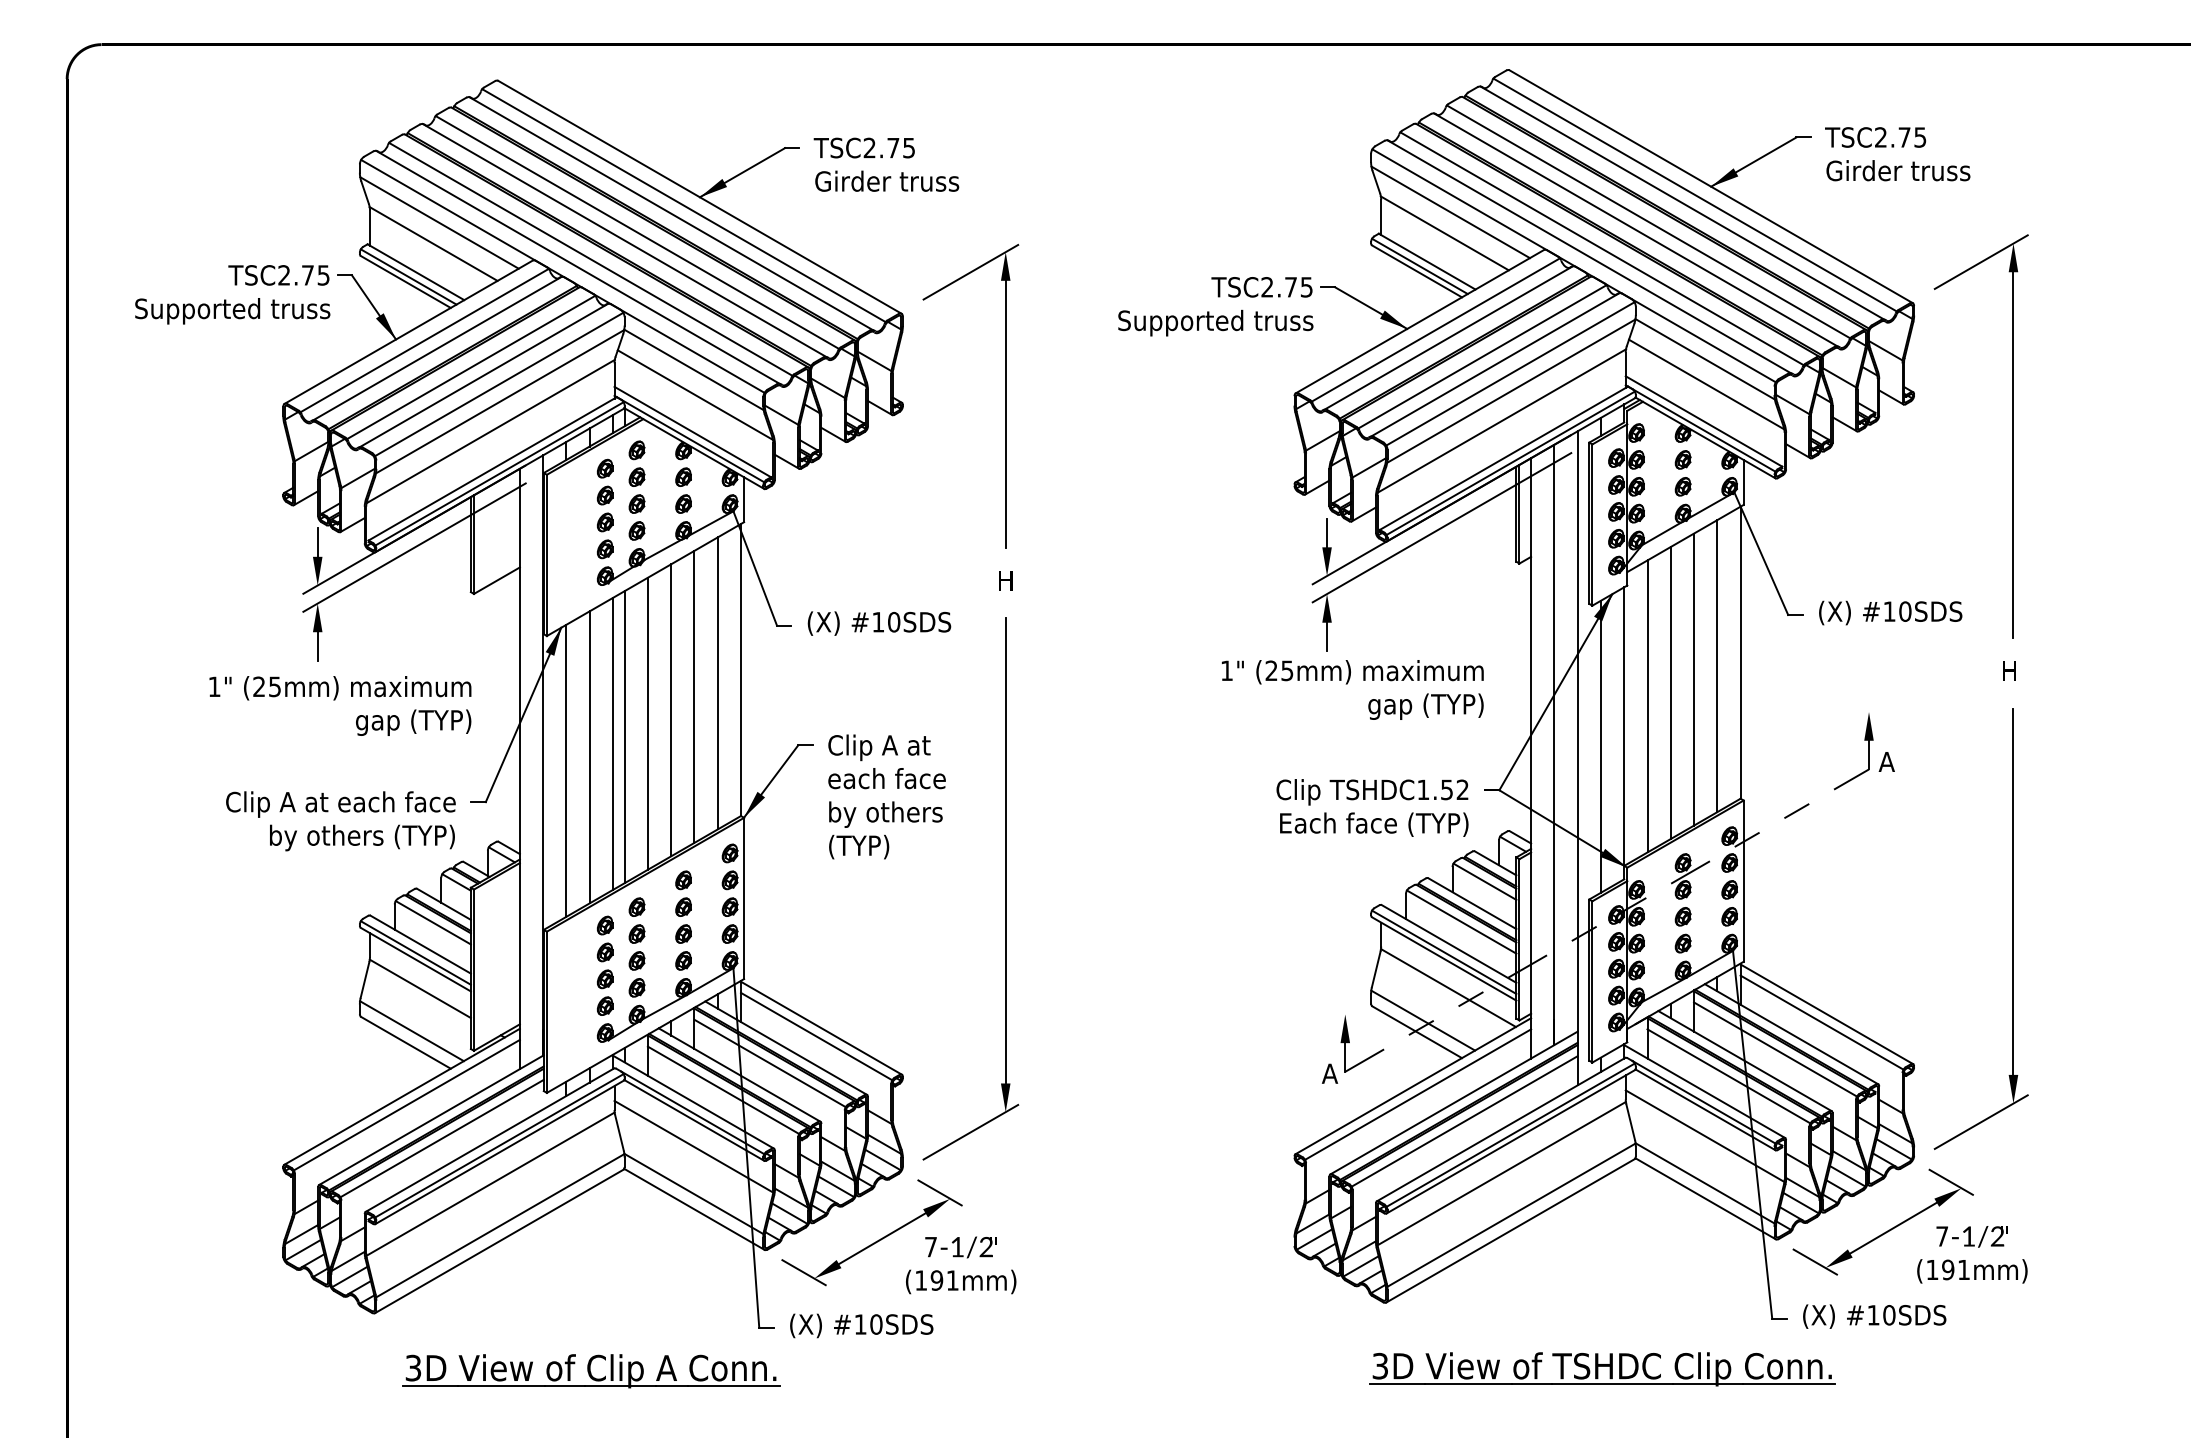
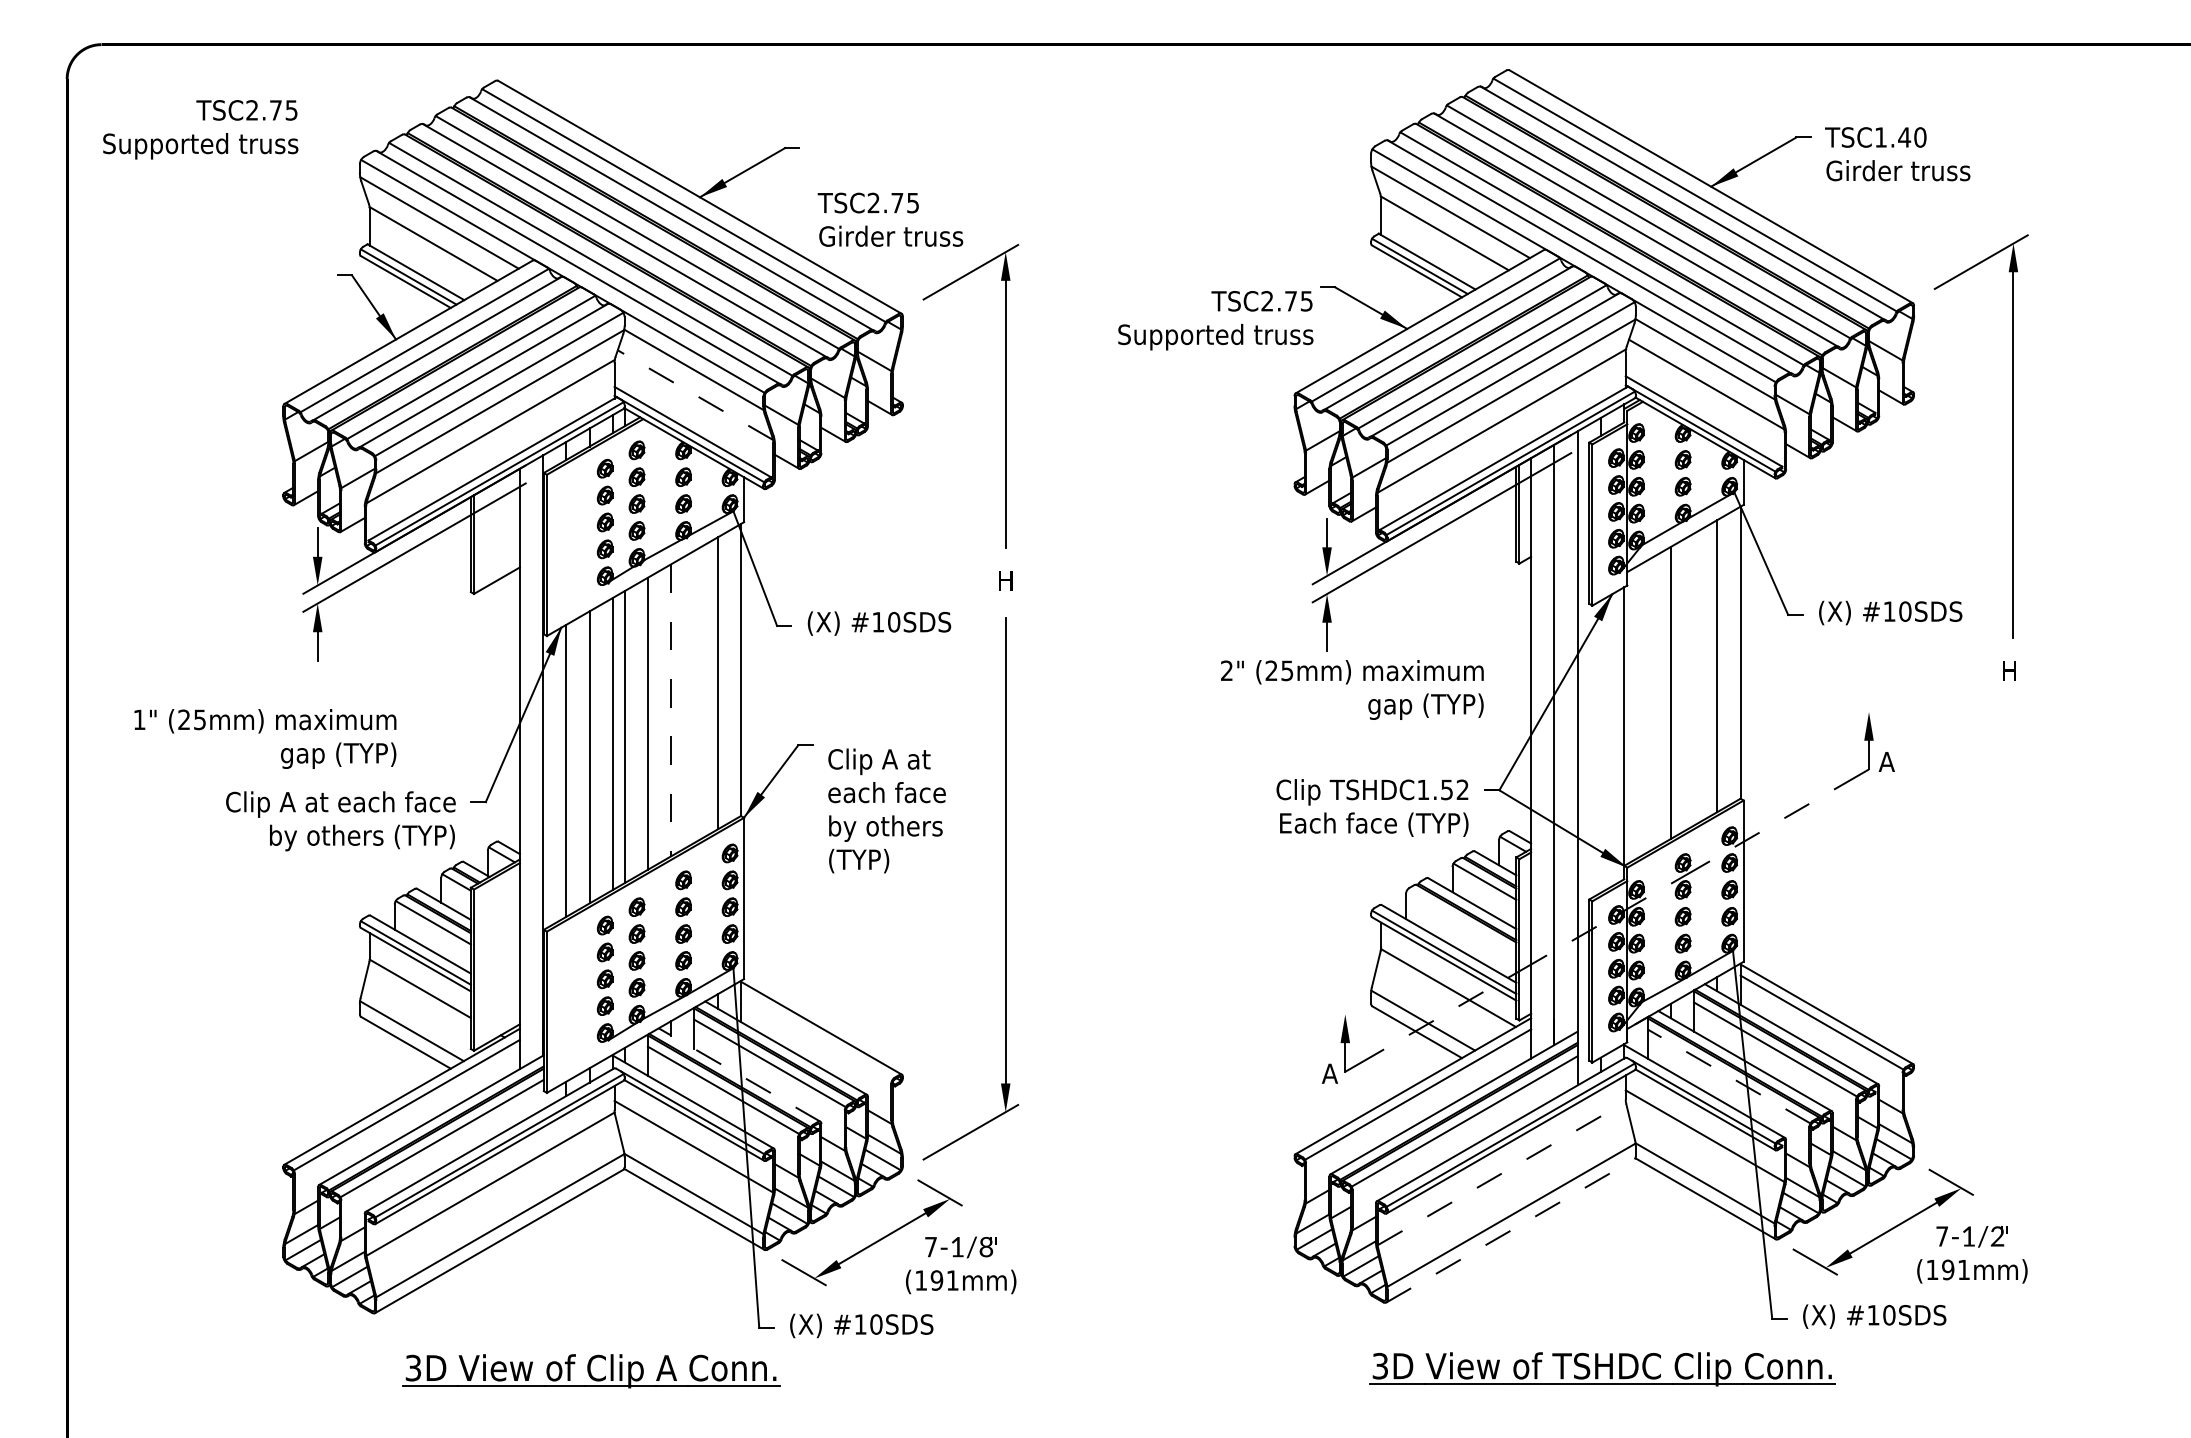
text: TSC2.75 -> TSC1.40 (1900, 137)
text position: (886, 164) -> (890, 219) (890, 219)
text position: (232, 294) -> (200, 129) (200, 129)
text position: (1215, 306) -> (1215, 320) (1215, 320)
line: solid -> dashed (695, 395)
text: 1" -> 2" (1226, 670)
line: present -> none (1694, 679)
line: present -> none (694, 696)
text position: (340, 705) -> (265, 738) (265, 738)
line: present -> none (1647, 706)
line: solid -> dashed (671, 710)
line: present -> none (1600, 746)
text position: (886, 796) -> (886, 810) (886, 810)
line: present -> none (1461, 921)
part: present -> none (2012, 928)
line: present -> none (816, 1036)
line: solid -> dashed (739, 1074)
line: solid -> dashed (1728, 1076)
line: solid -> dashed (1502, 1173)
line: solid -> dashed (1510, 1230)
text: -1/2 -> -1/8 (986, 1247)
